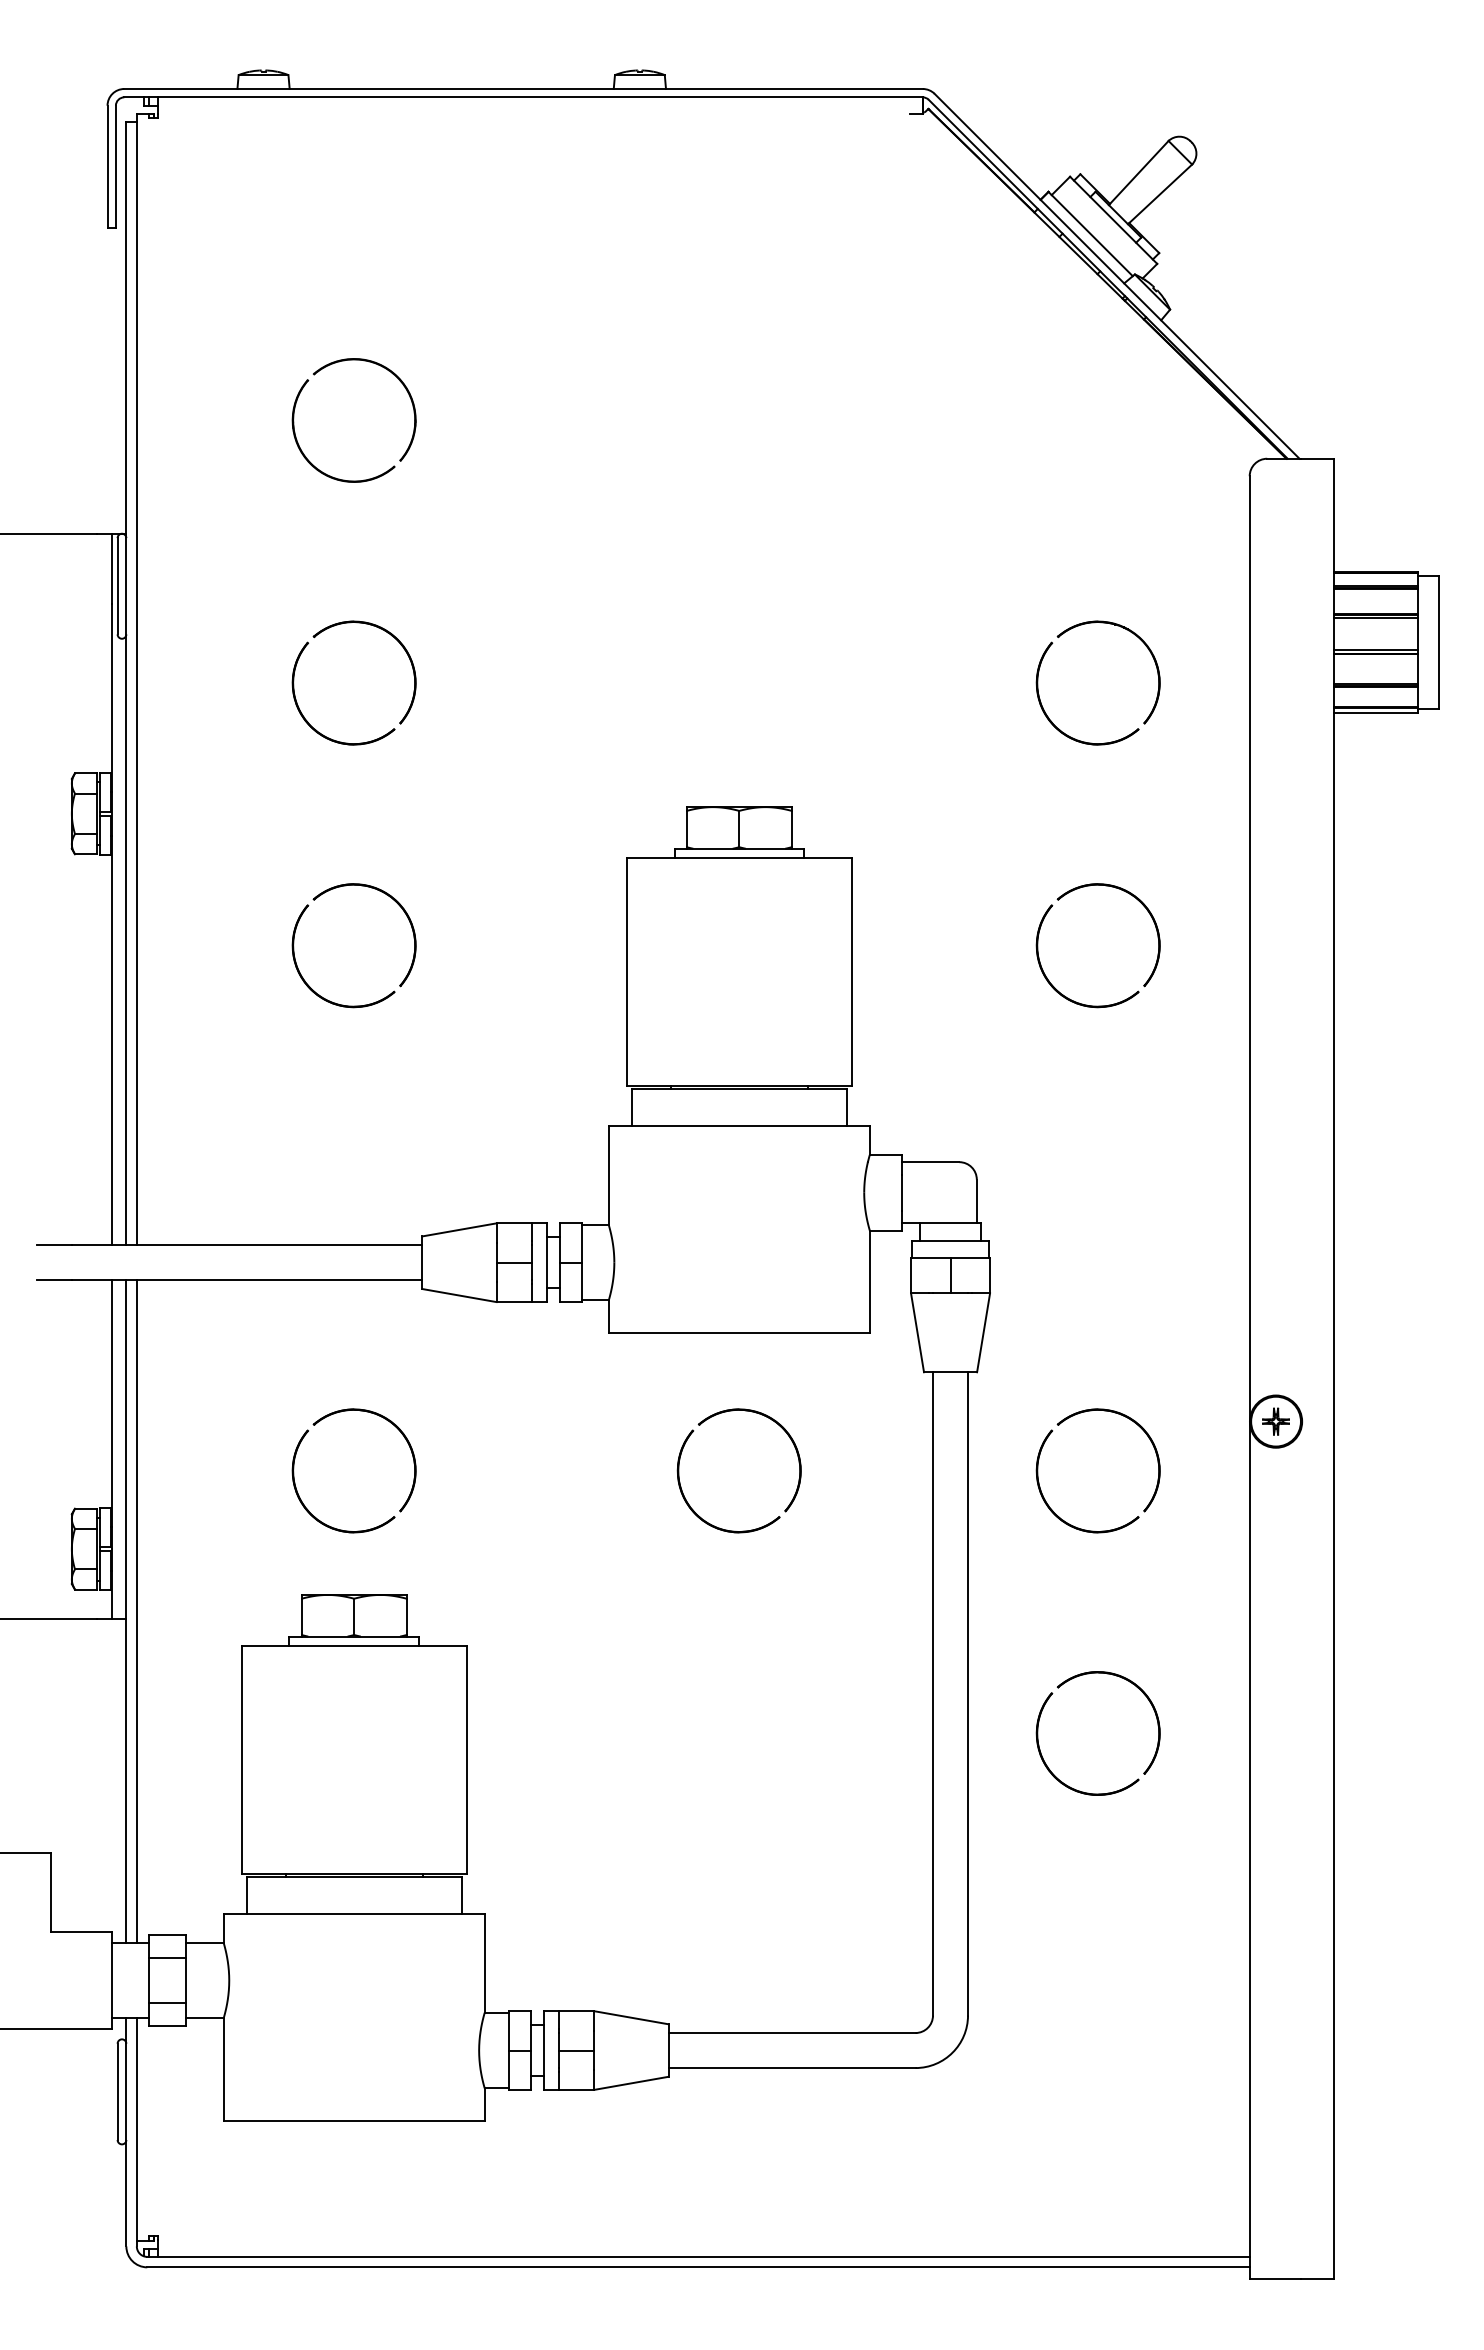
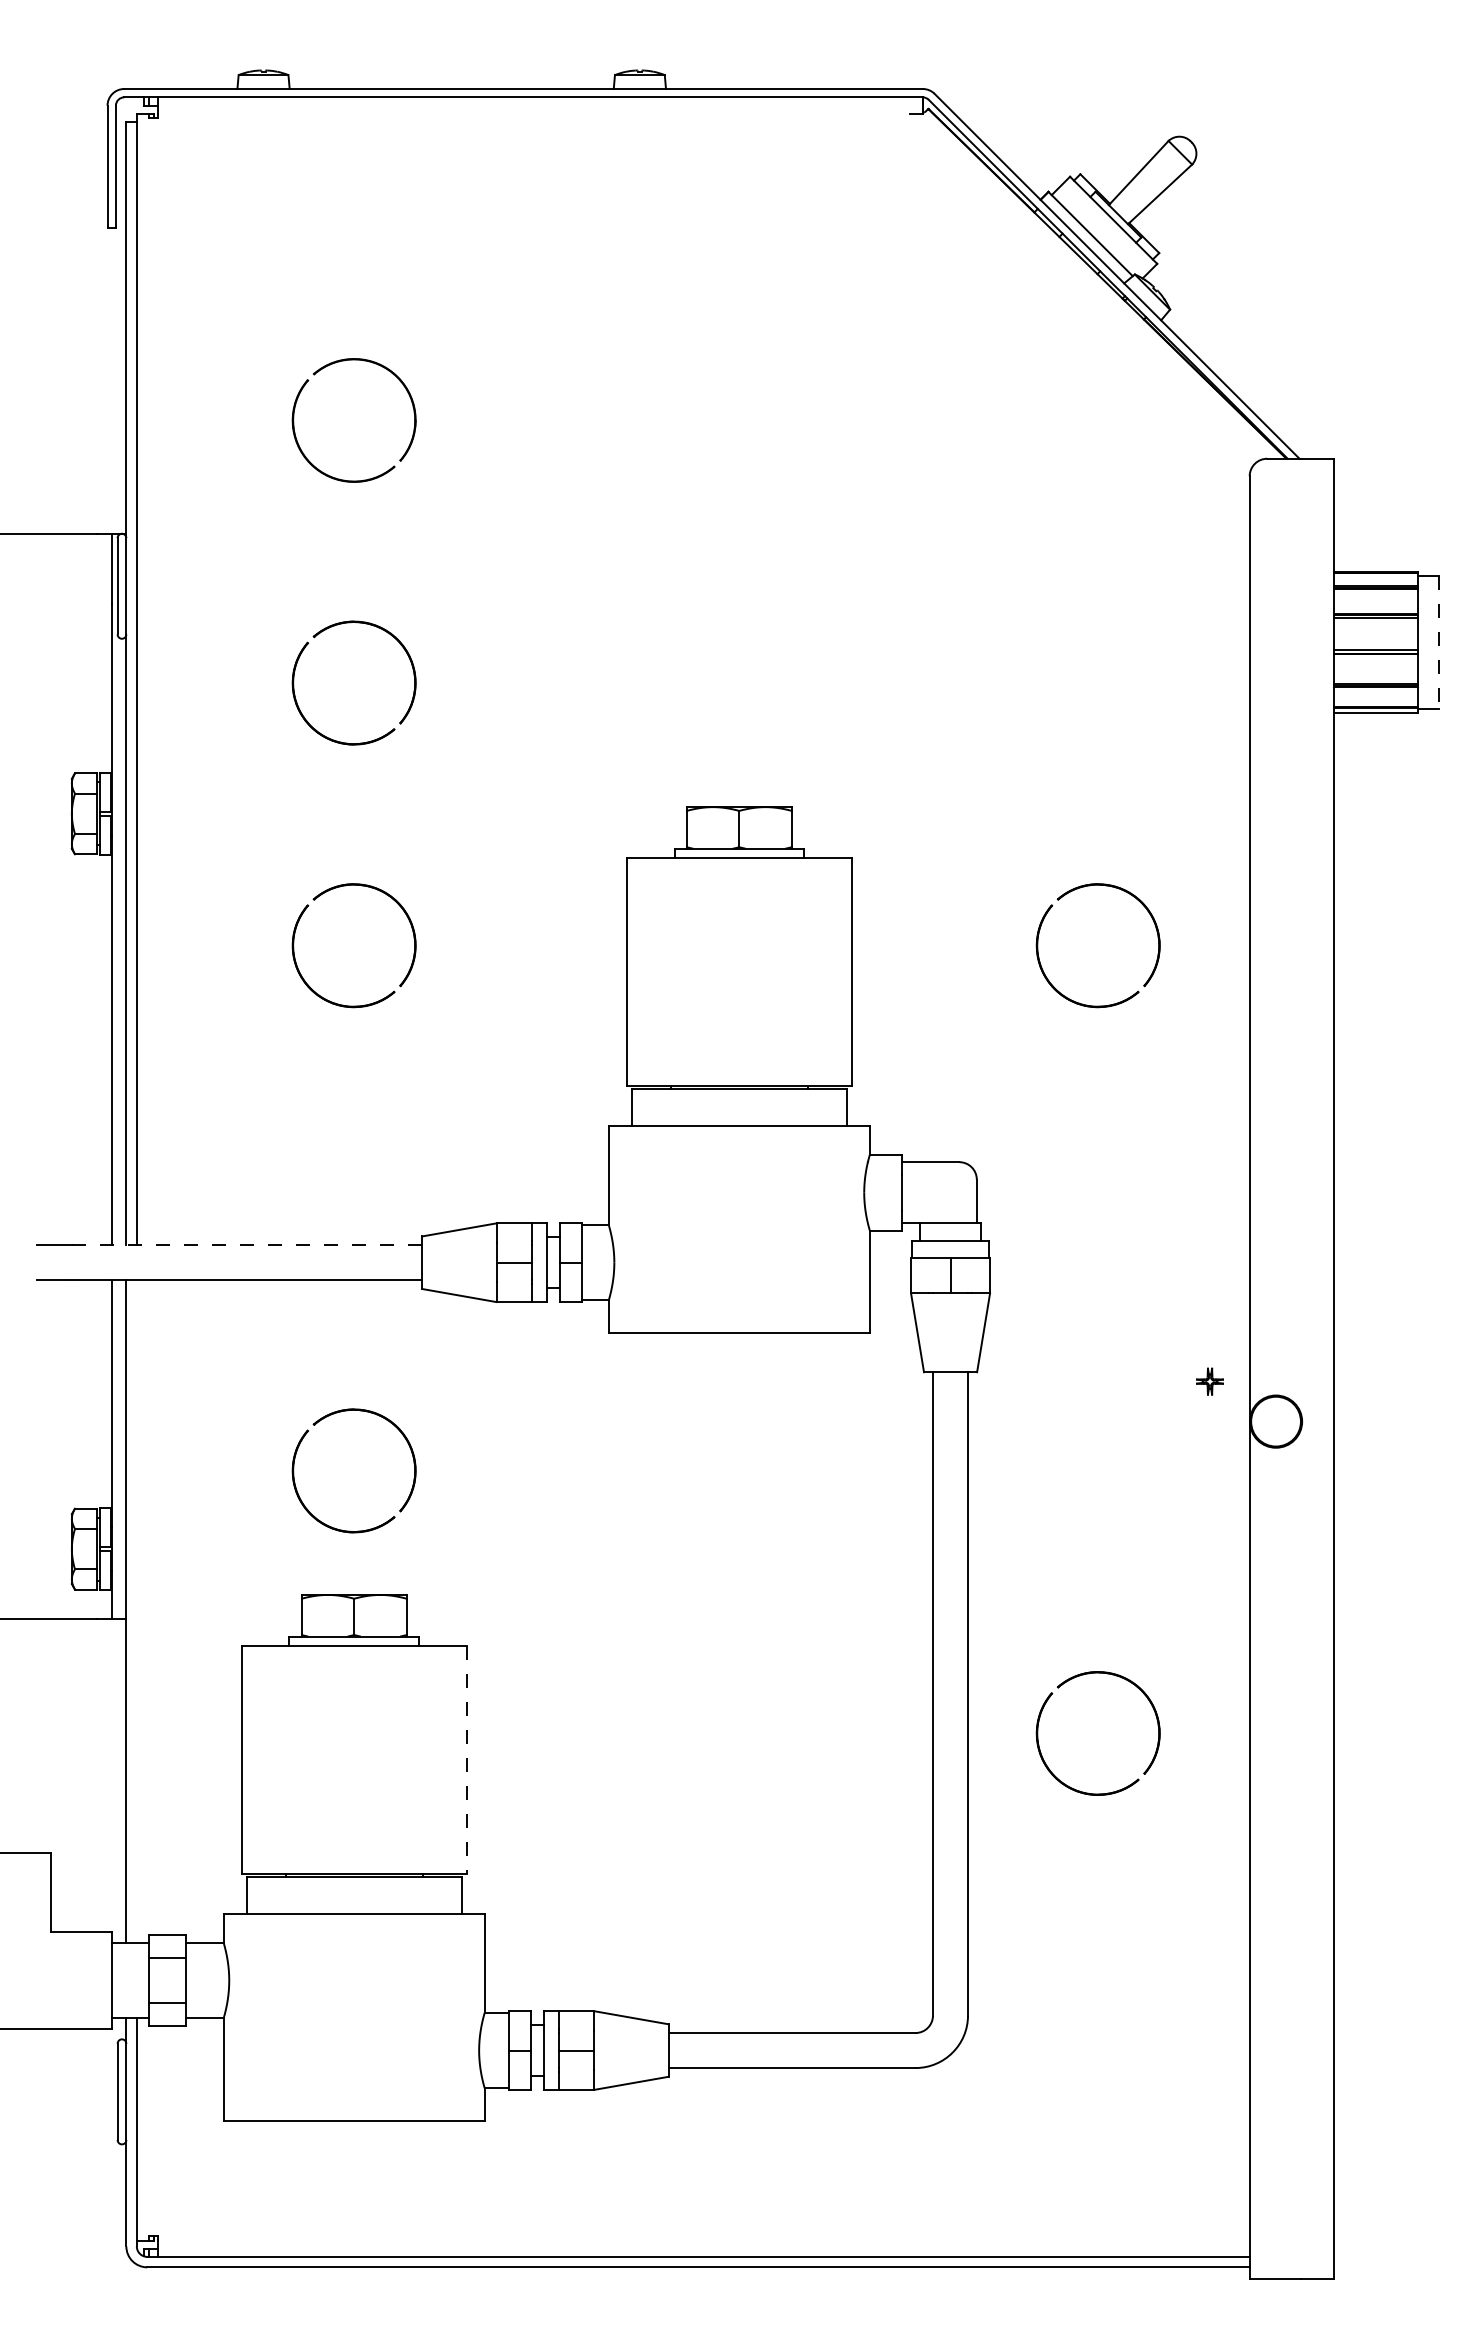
part: present -> none (1058, 638)
line: solid -> dashed (1439, 642)
line: solid -> dashed (247, 1245)
part position: (1275, 1421) -> (1209, 1381) (1209, 1381)
part: present -> none (690, 1436)
part: present -> none (1049, 1436)
line: present -> none (136, 1611)
line: solid -> dashed (466, 1759)
